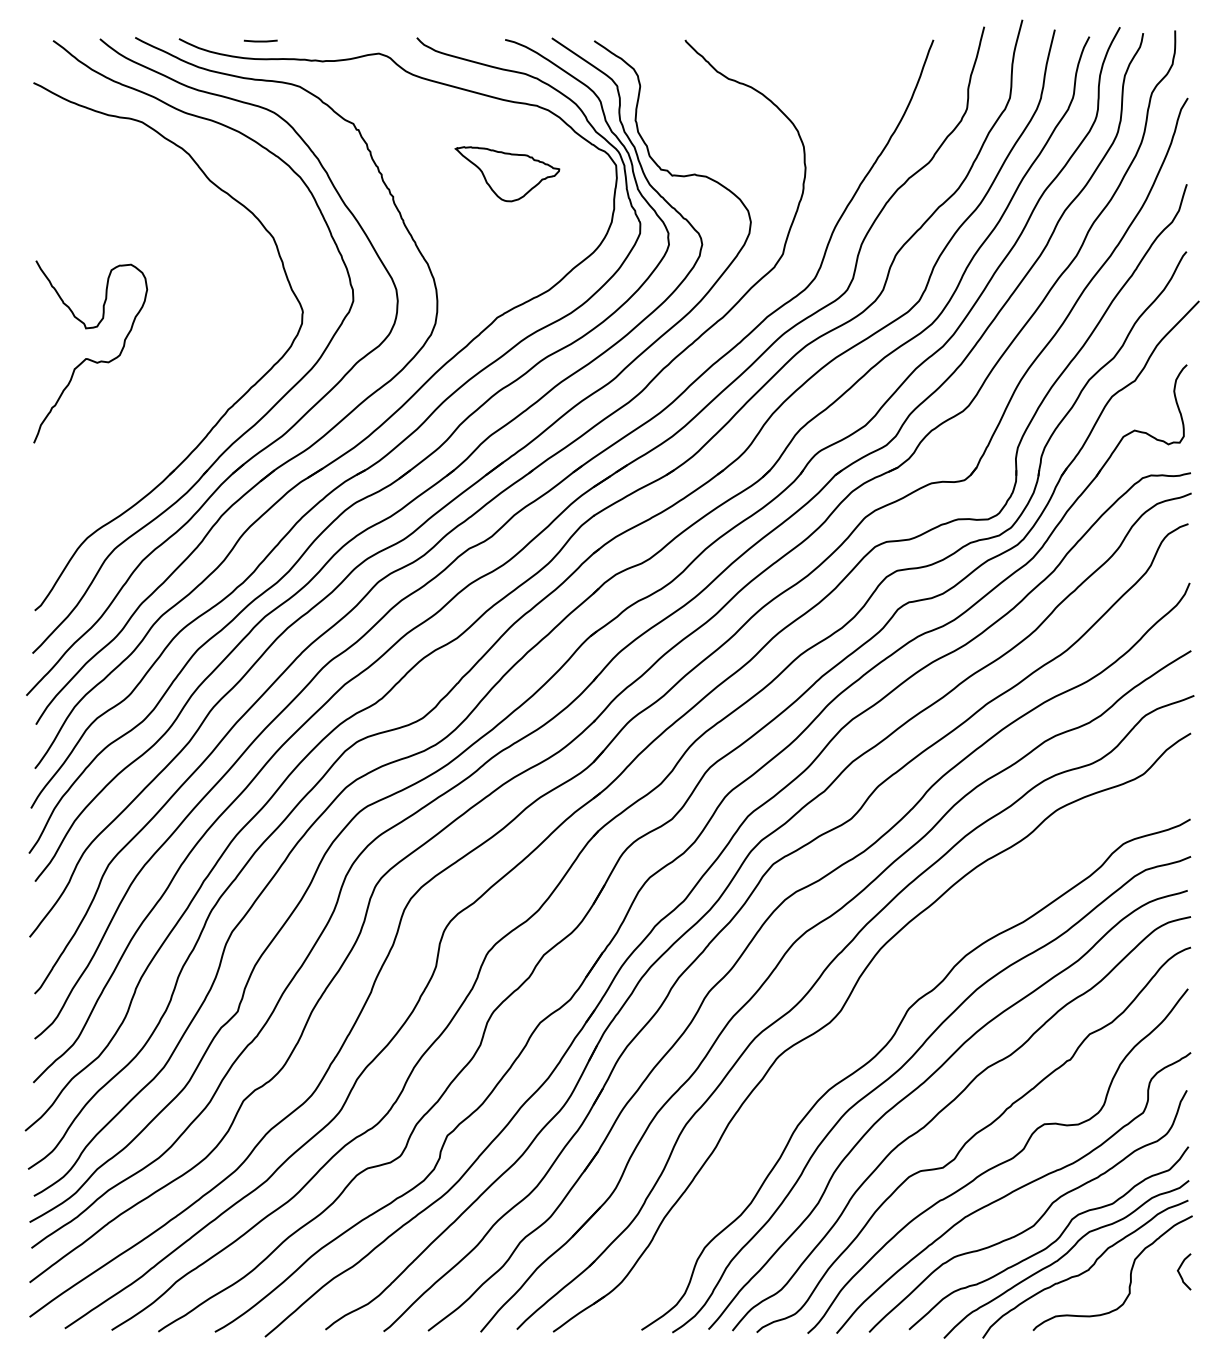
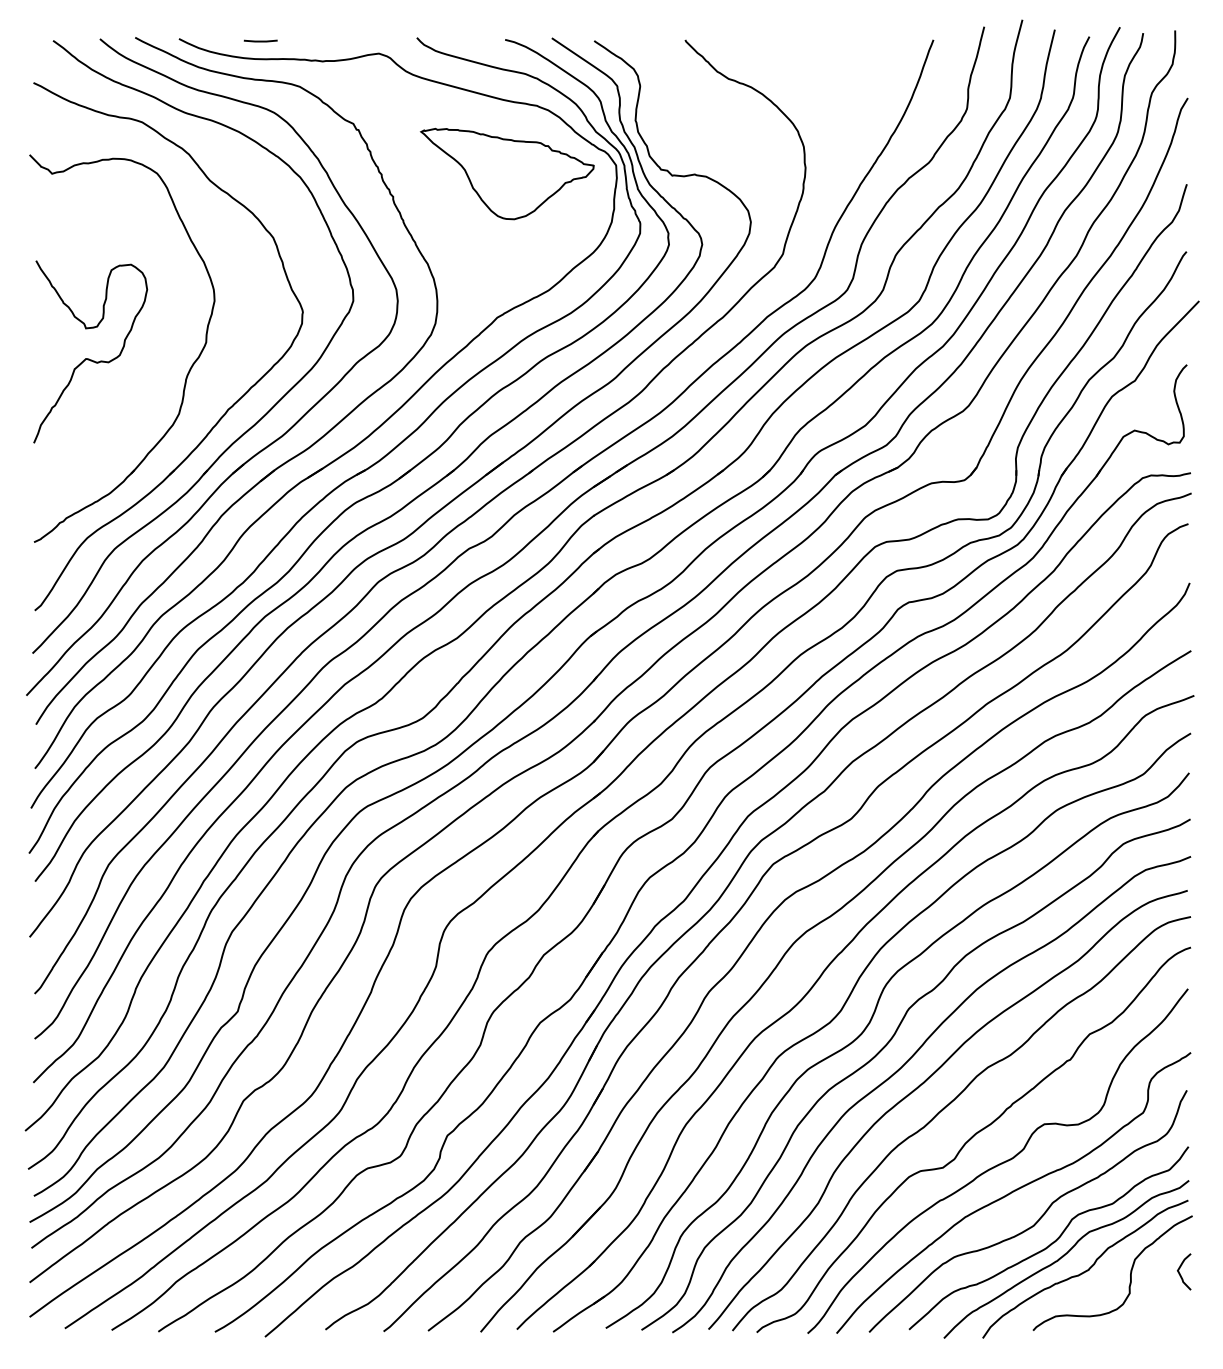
part size: 107x57 px -> 175x93 px (507, 174)
part: none -> present (187, 372)
curve: none -> present (866, 1029)
